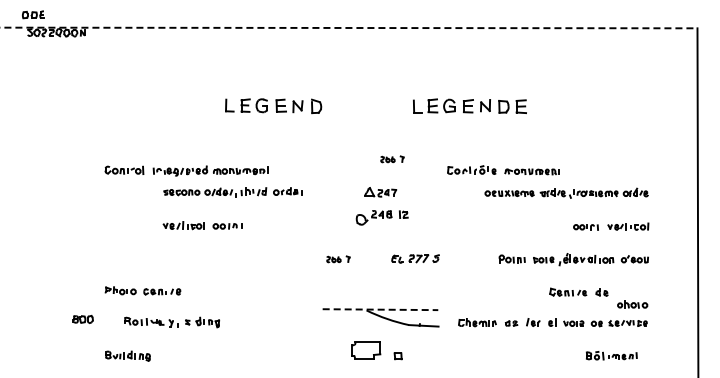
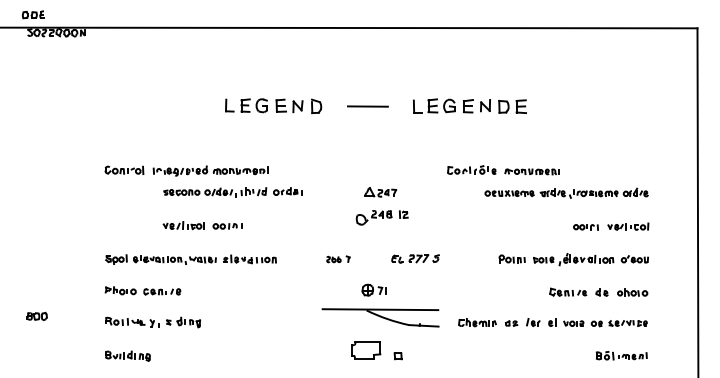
line: dashed -> solid (349, 28)
line: none -> present (367, 106)
part: present -> none (392, 159)
part: none -> present (190, 259)
part: none -> present (373, 289)
part position: (632, 304) -> (632, 292) (632, 292)
line: dashed -> solid (380, 309)
part position: (82, 318) -> (36, 315) (36, 315)
part position: (172, 322) -> (153, 322) (153, 322)
part position: (611, 355) -> (621, 355) (621, 355)
